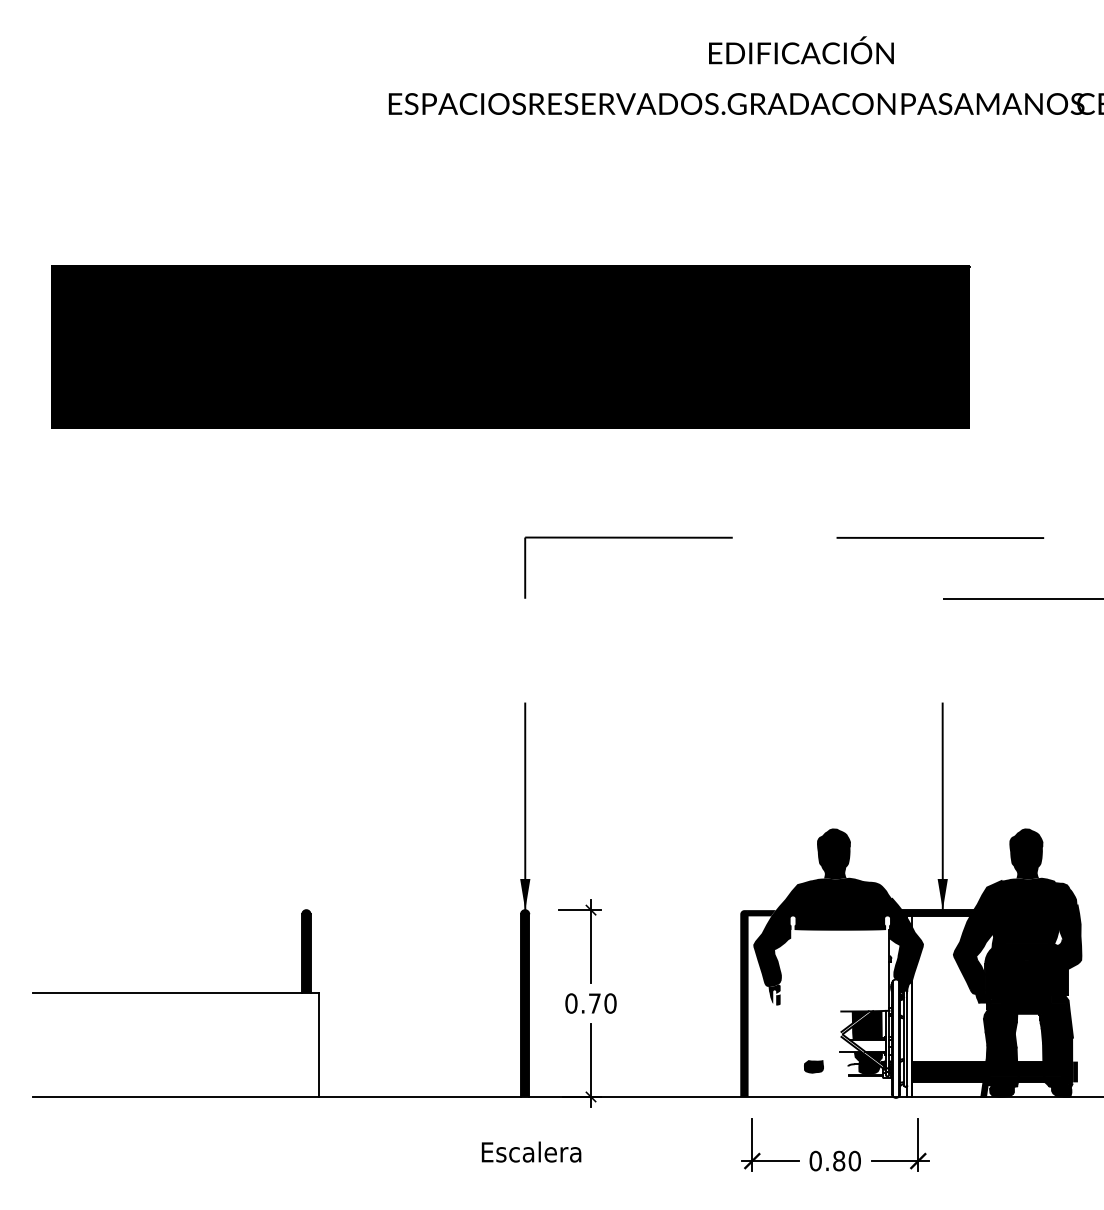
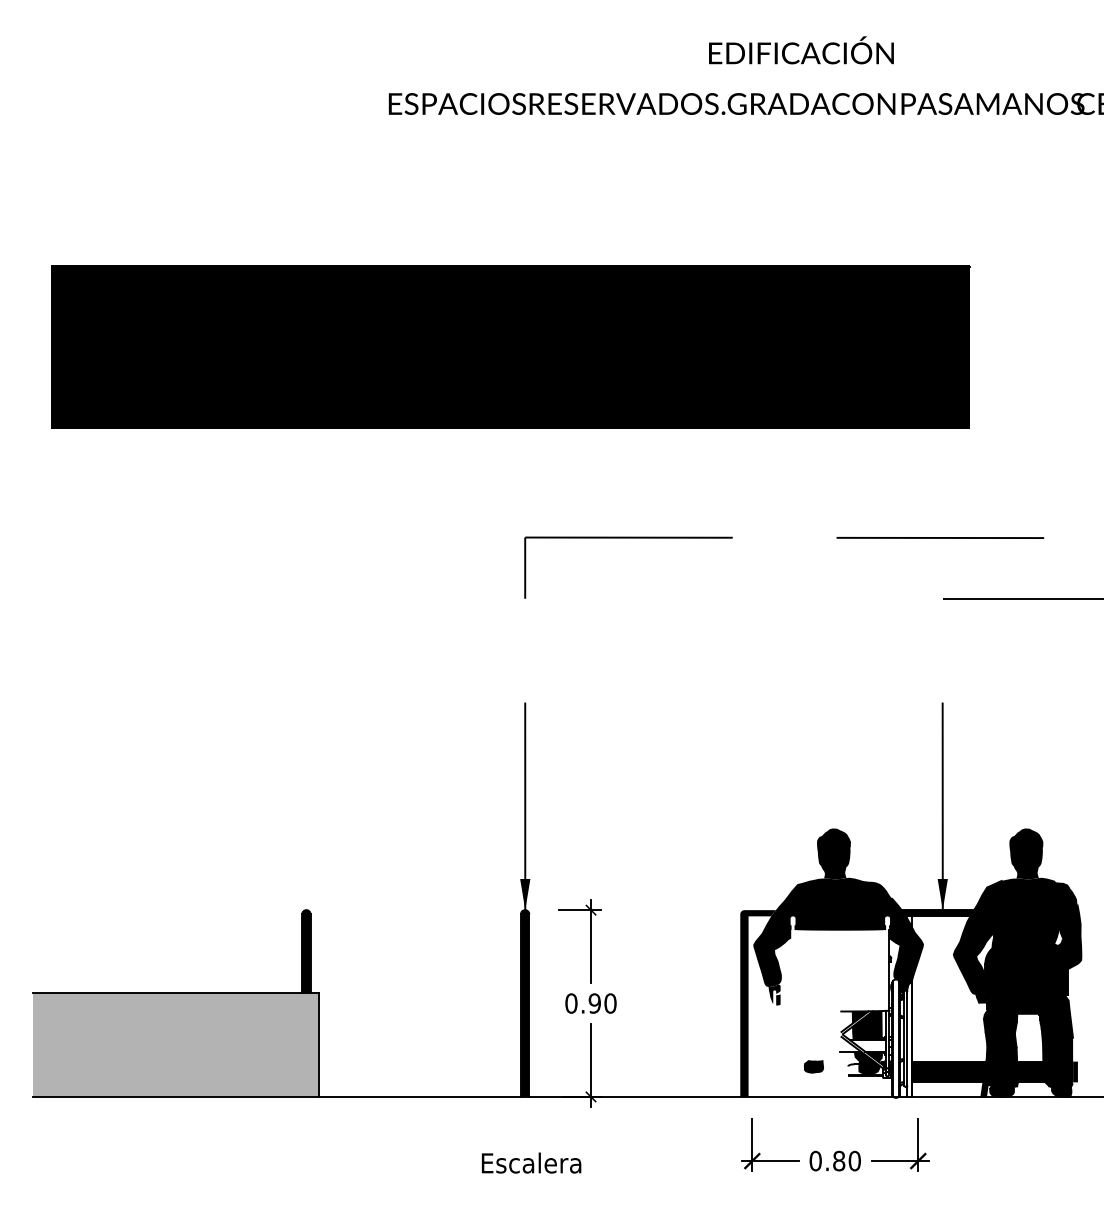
text: 0.70 -> 0.90 (594, 1003)
fill: none -> present (176, 1044)
text position: (531, 1151) -> (531, 1162) (531, 1162)
